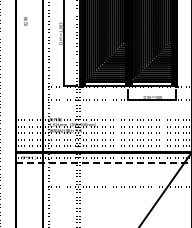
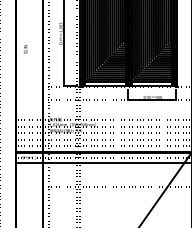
text position: (25, 21) -> (25, 49) (25, 49)
line: dashed -> solid (103, 163)
